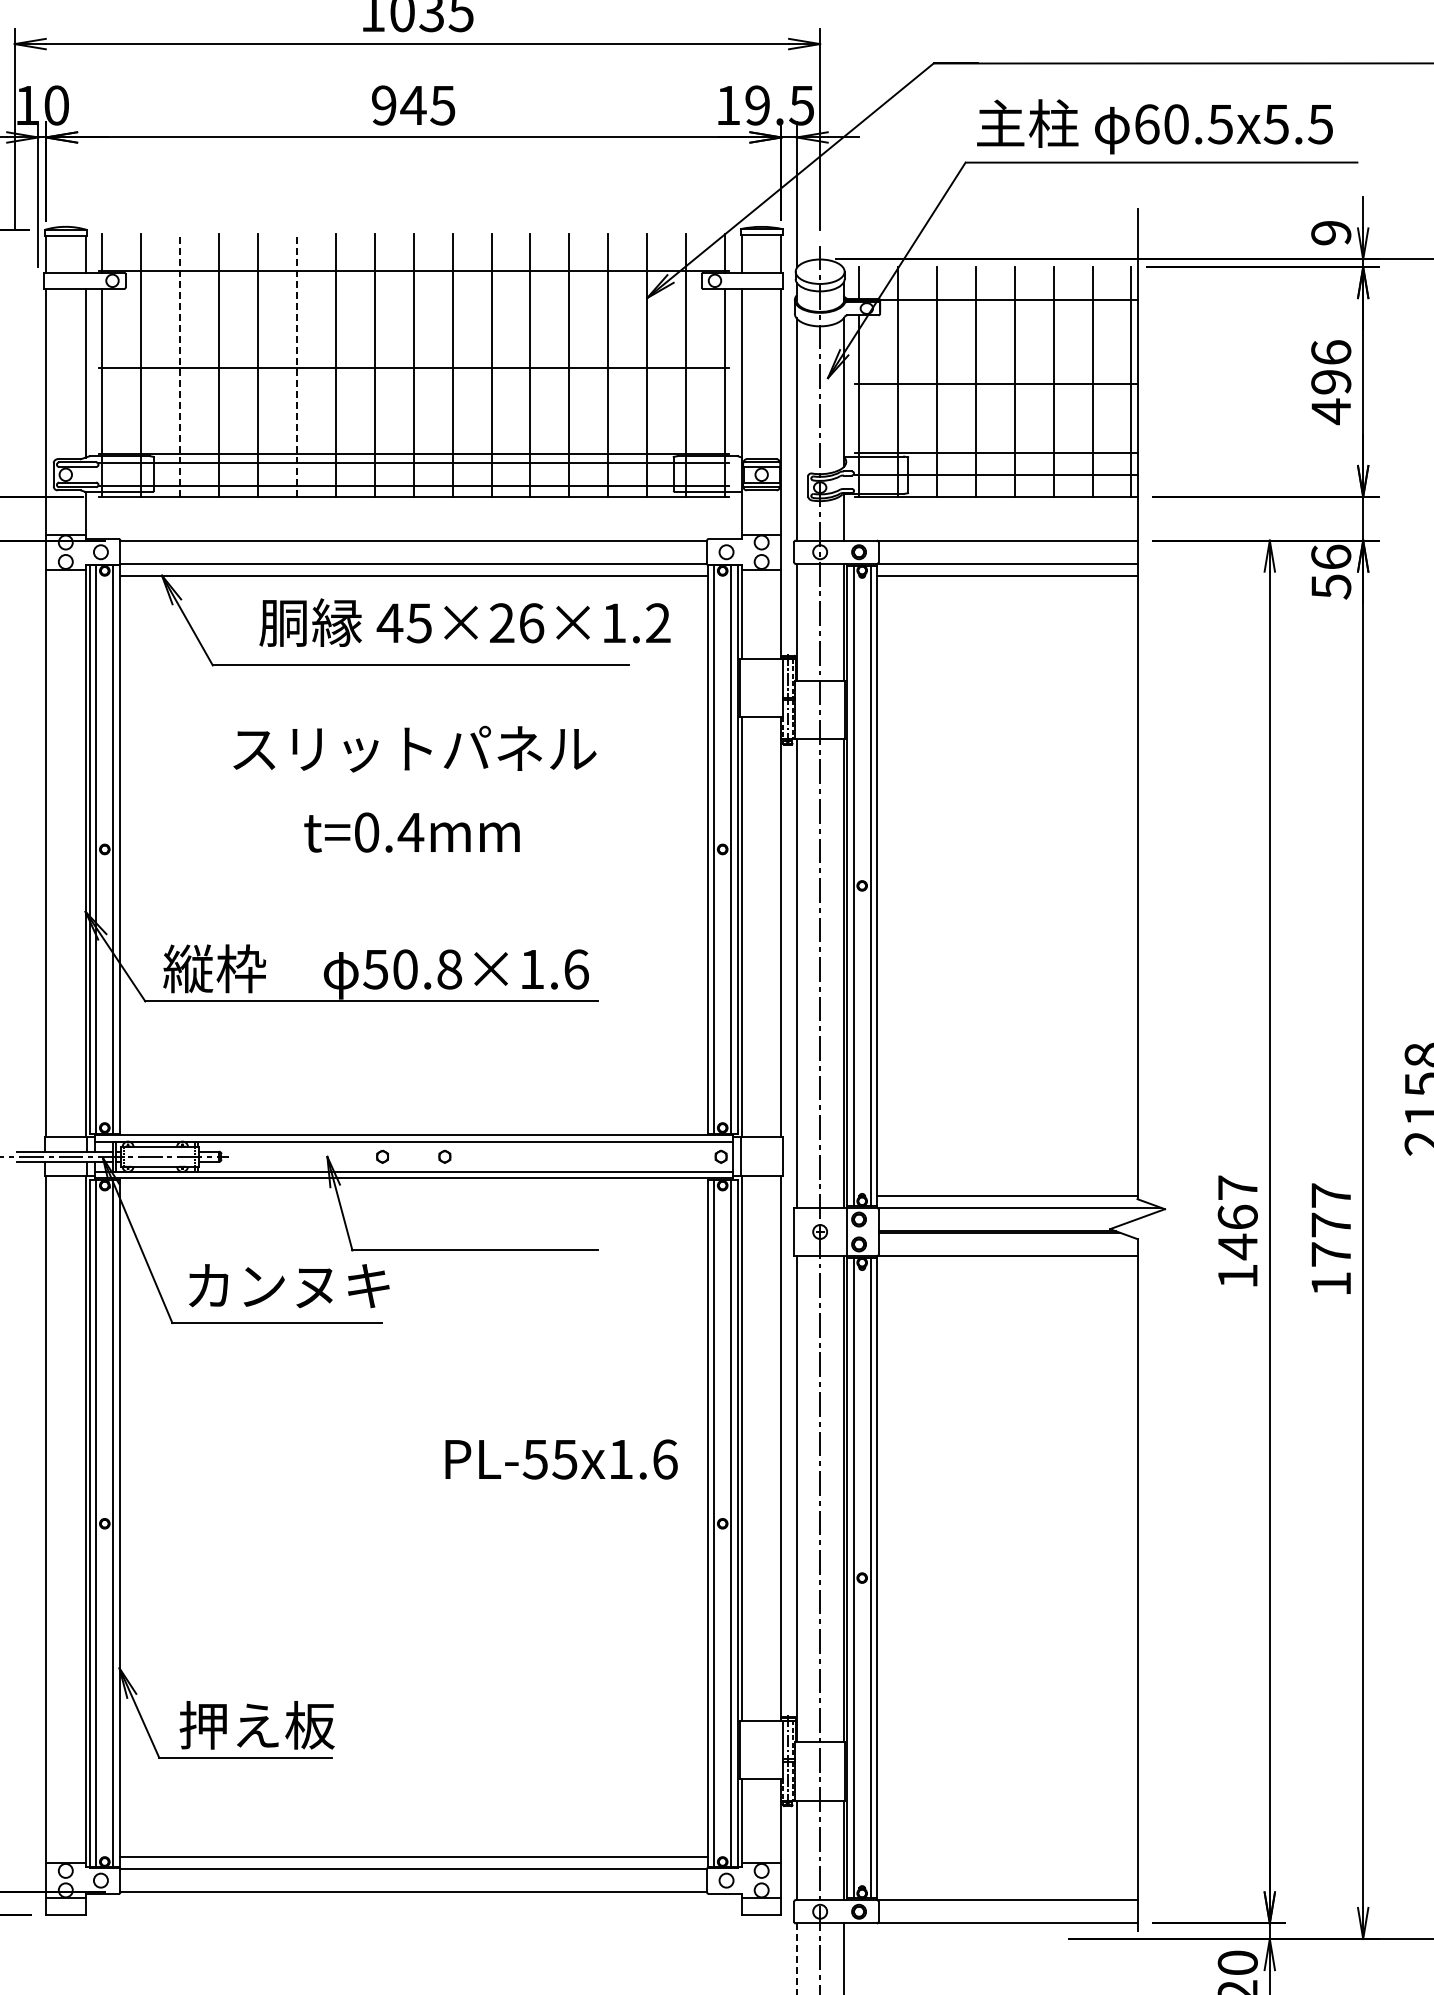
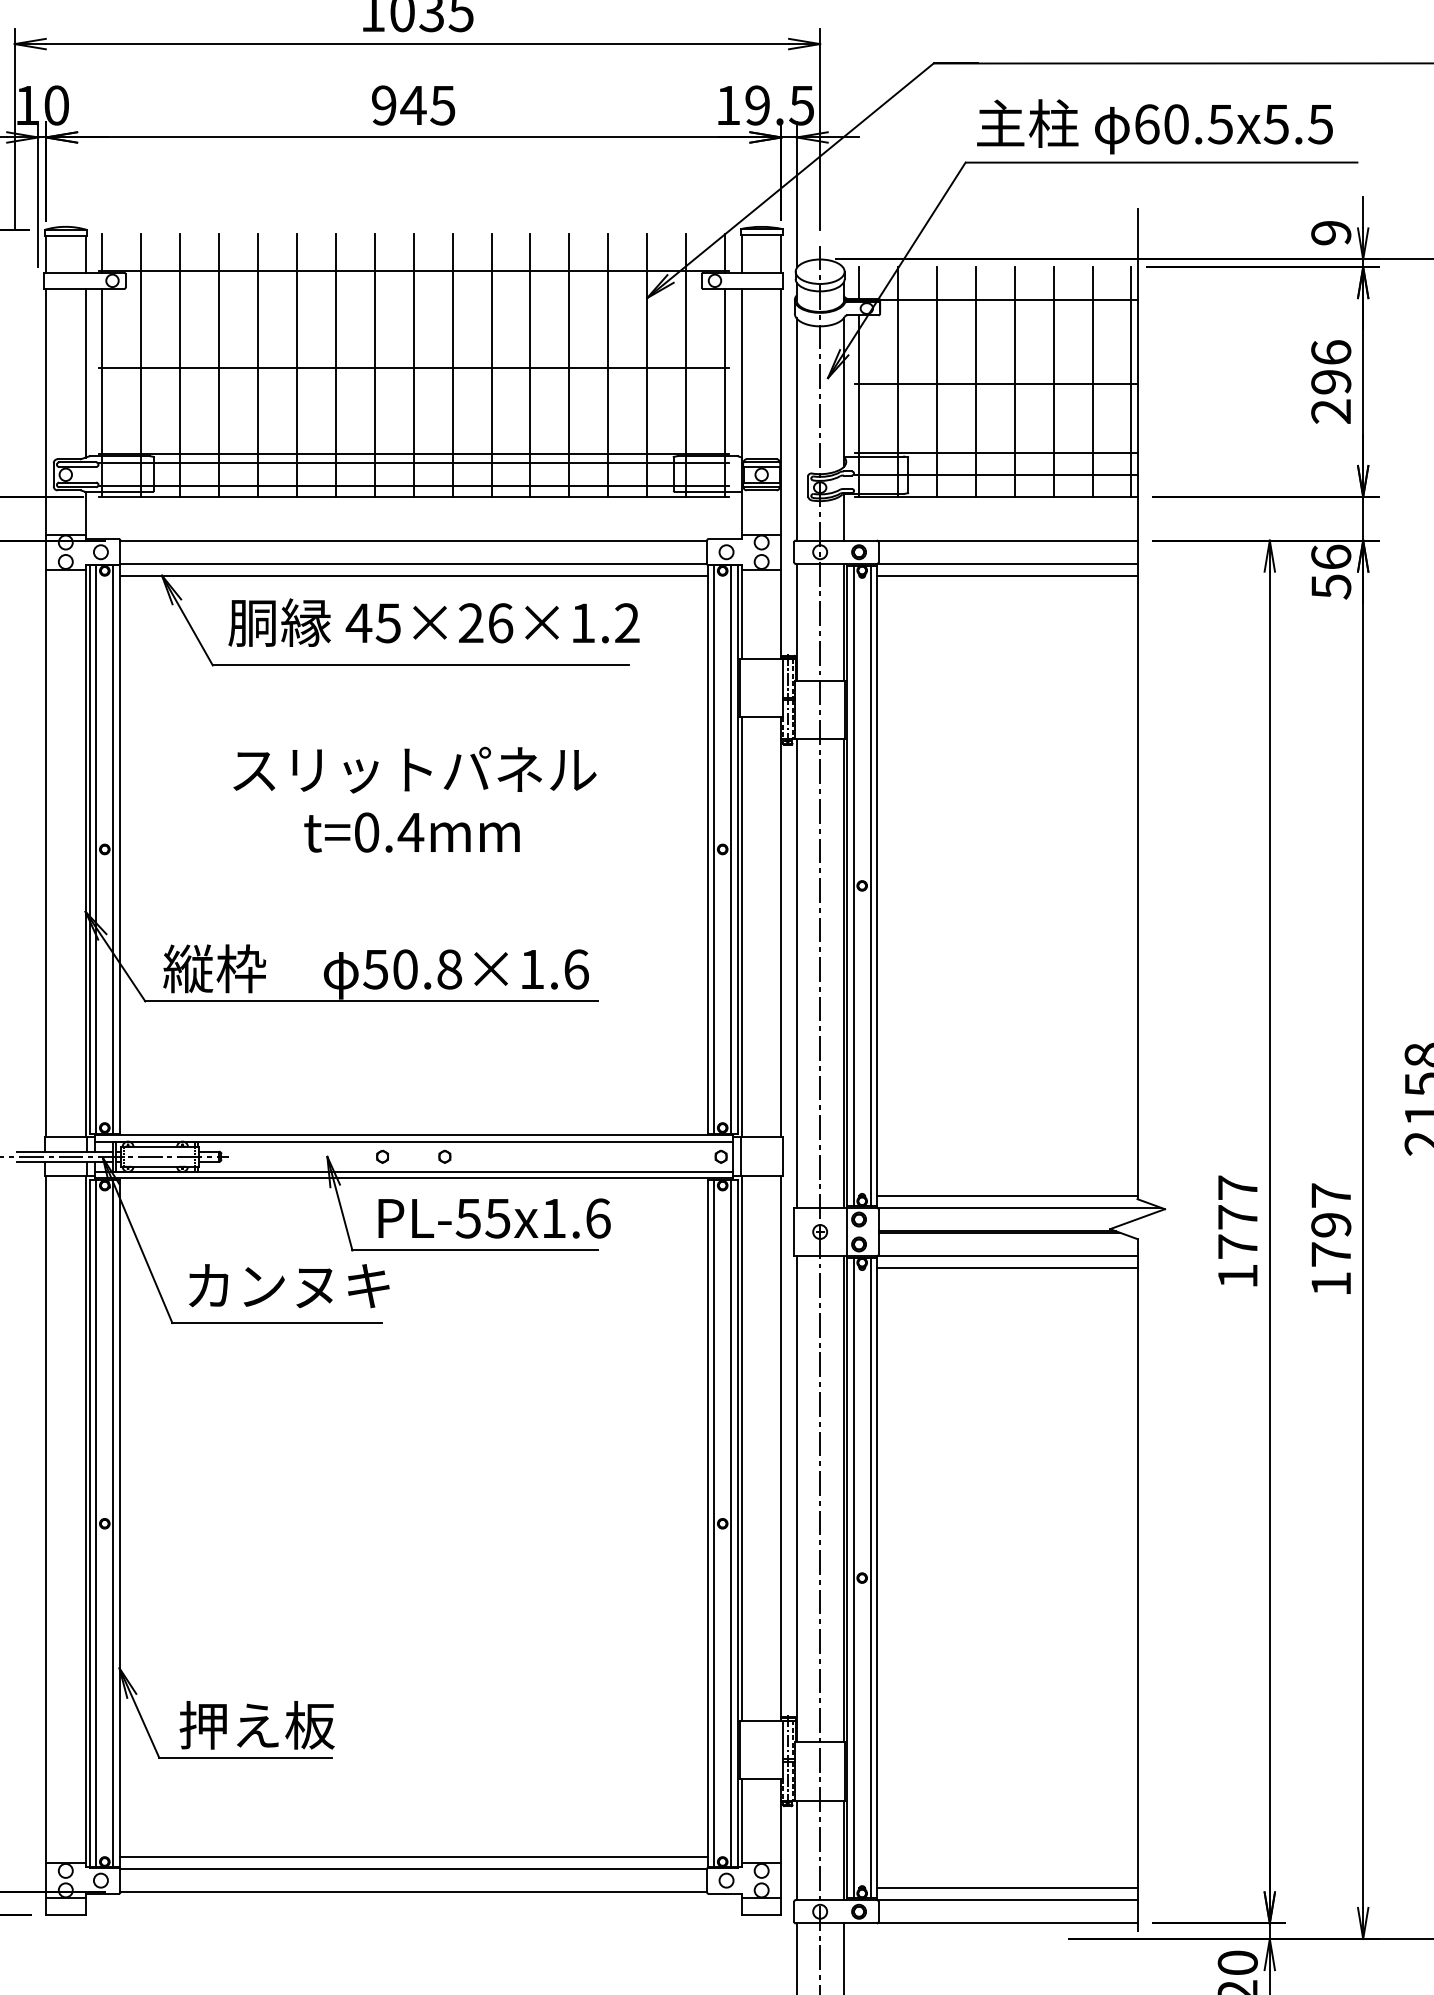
line: dashed -> solid (180, 364)
line: dashed -> solid (297, 364)
text: 496 -> 296 (1330, 411)
text position: (464, 622) -> (433, 622) (433, 622)
text position: (414, 748) -> (414, 769) (414, 769)
text: 1777 -> 1797 (1331, 1224)
text: 1467 -> 1777 (1237, 1232)
line: none -> present (1006, 1267)
text position: (561, 1459) -> (494, 1218) (494, 1218)
line: none -> present (1006, 1888)
line: dashed -> solid (796, 1959)
